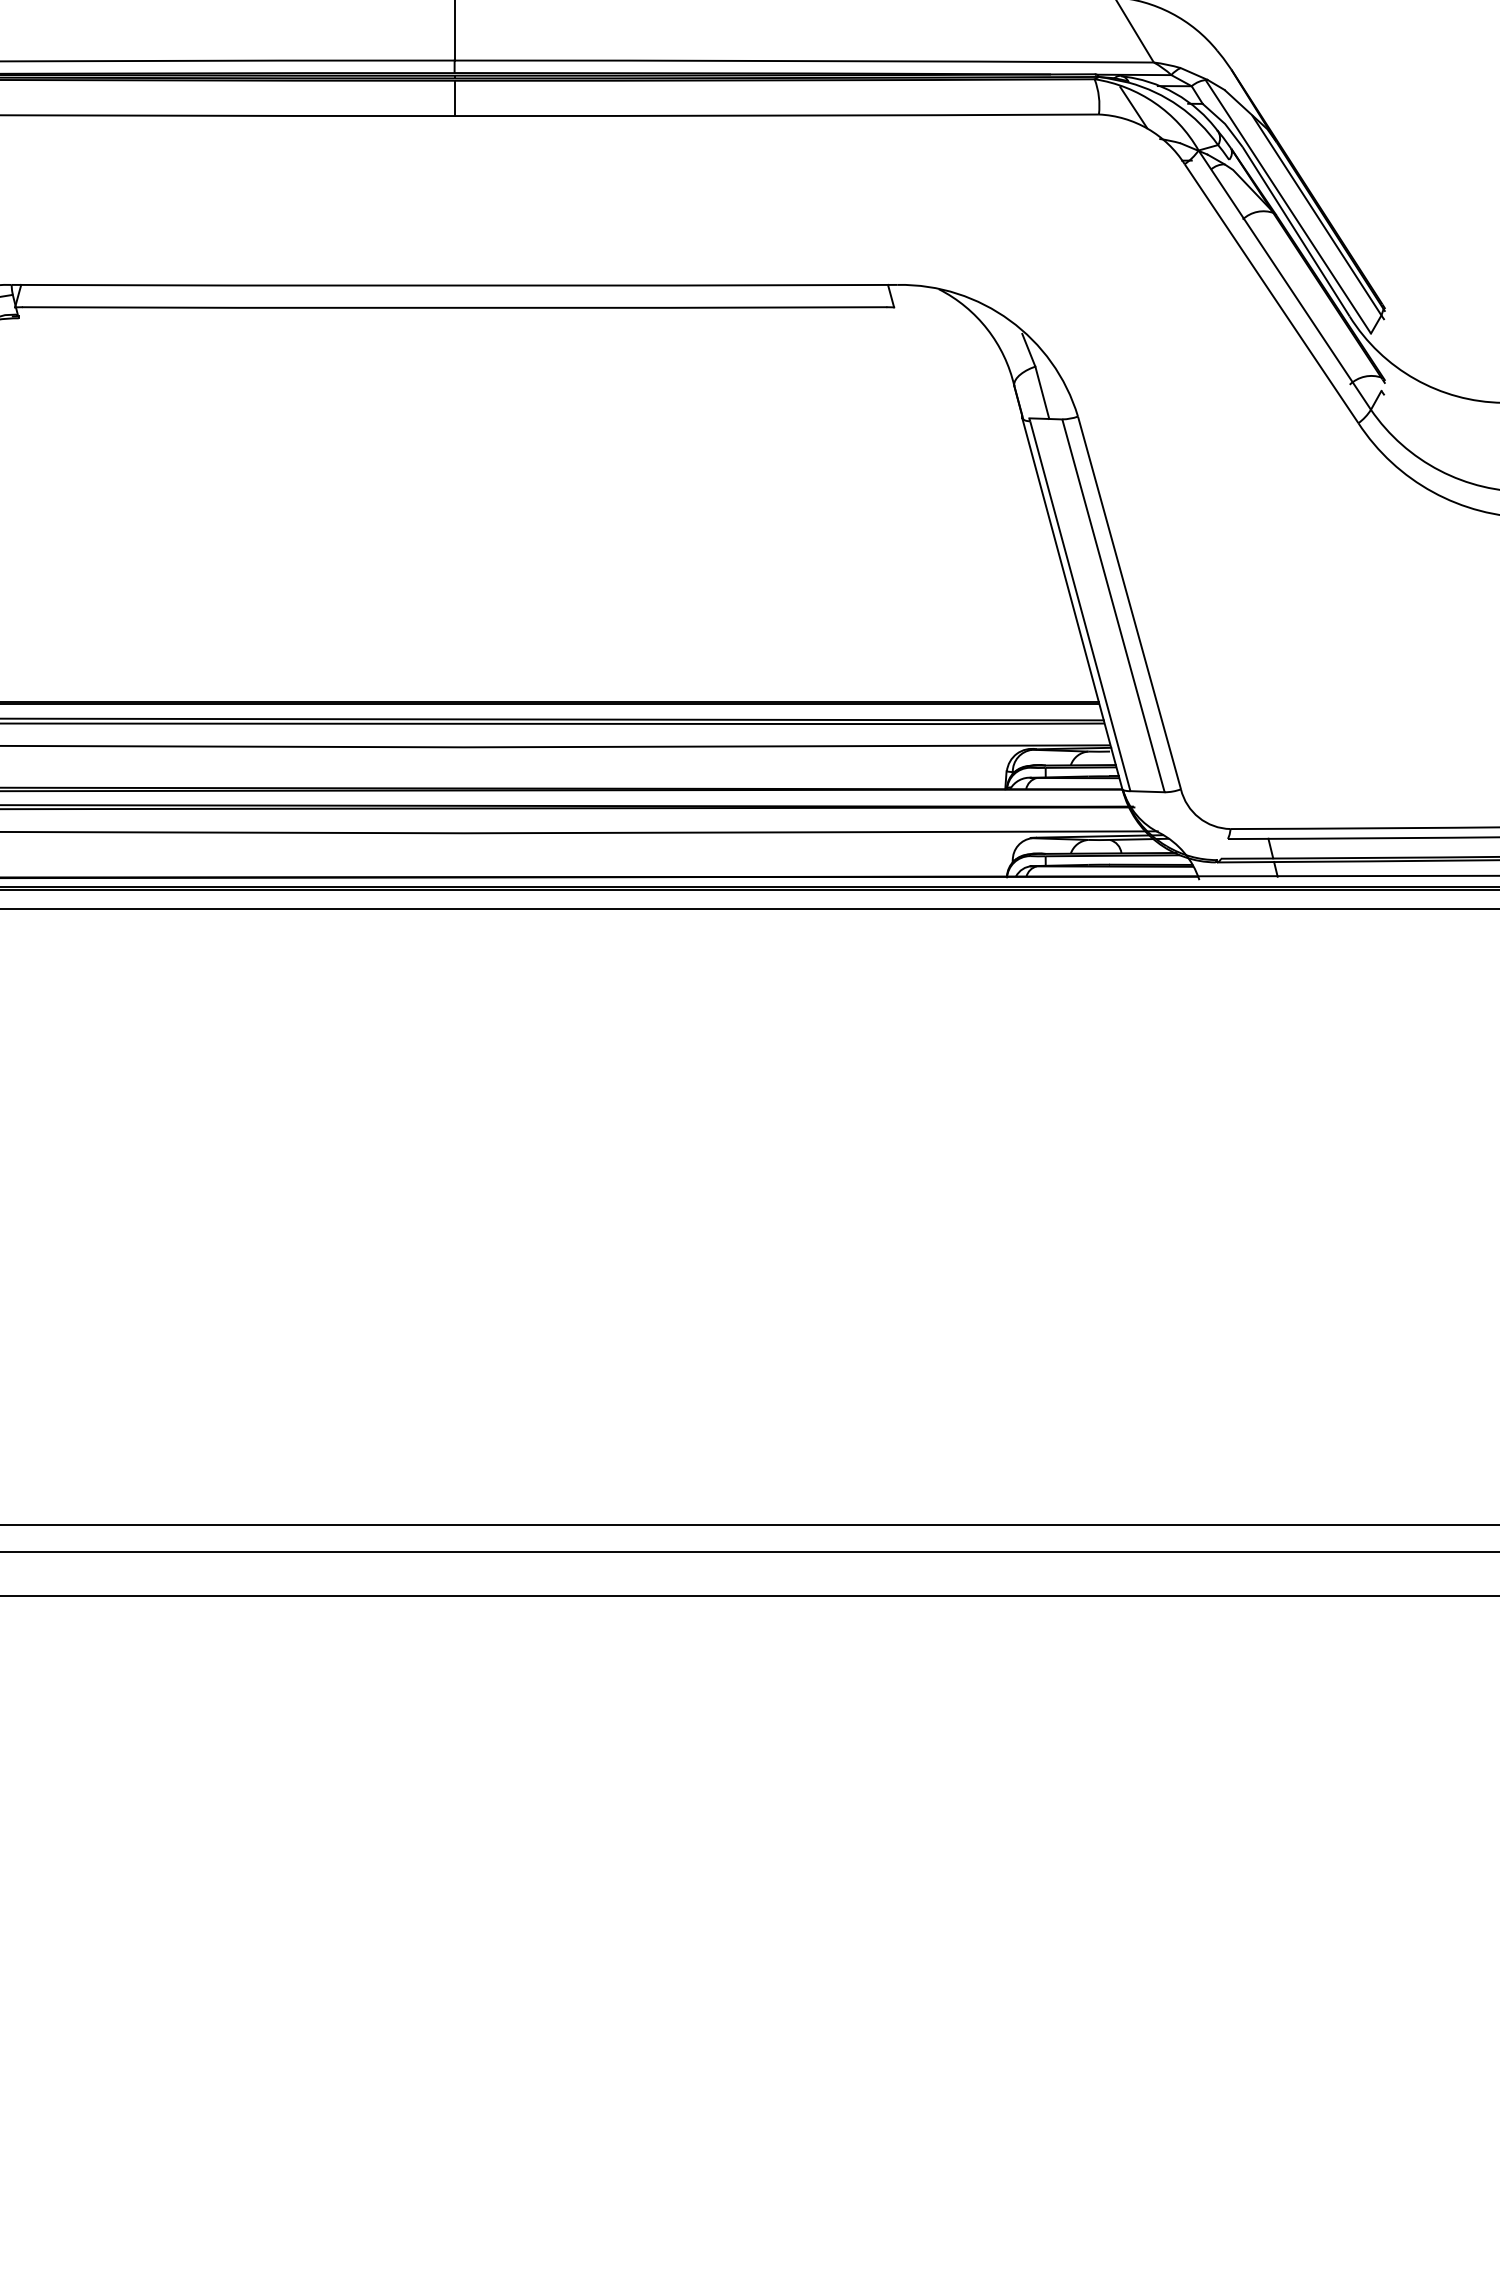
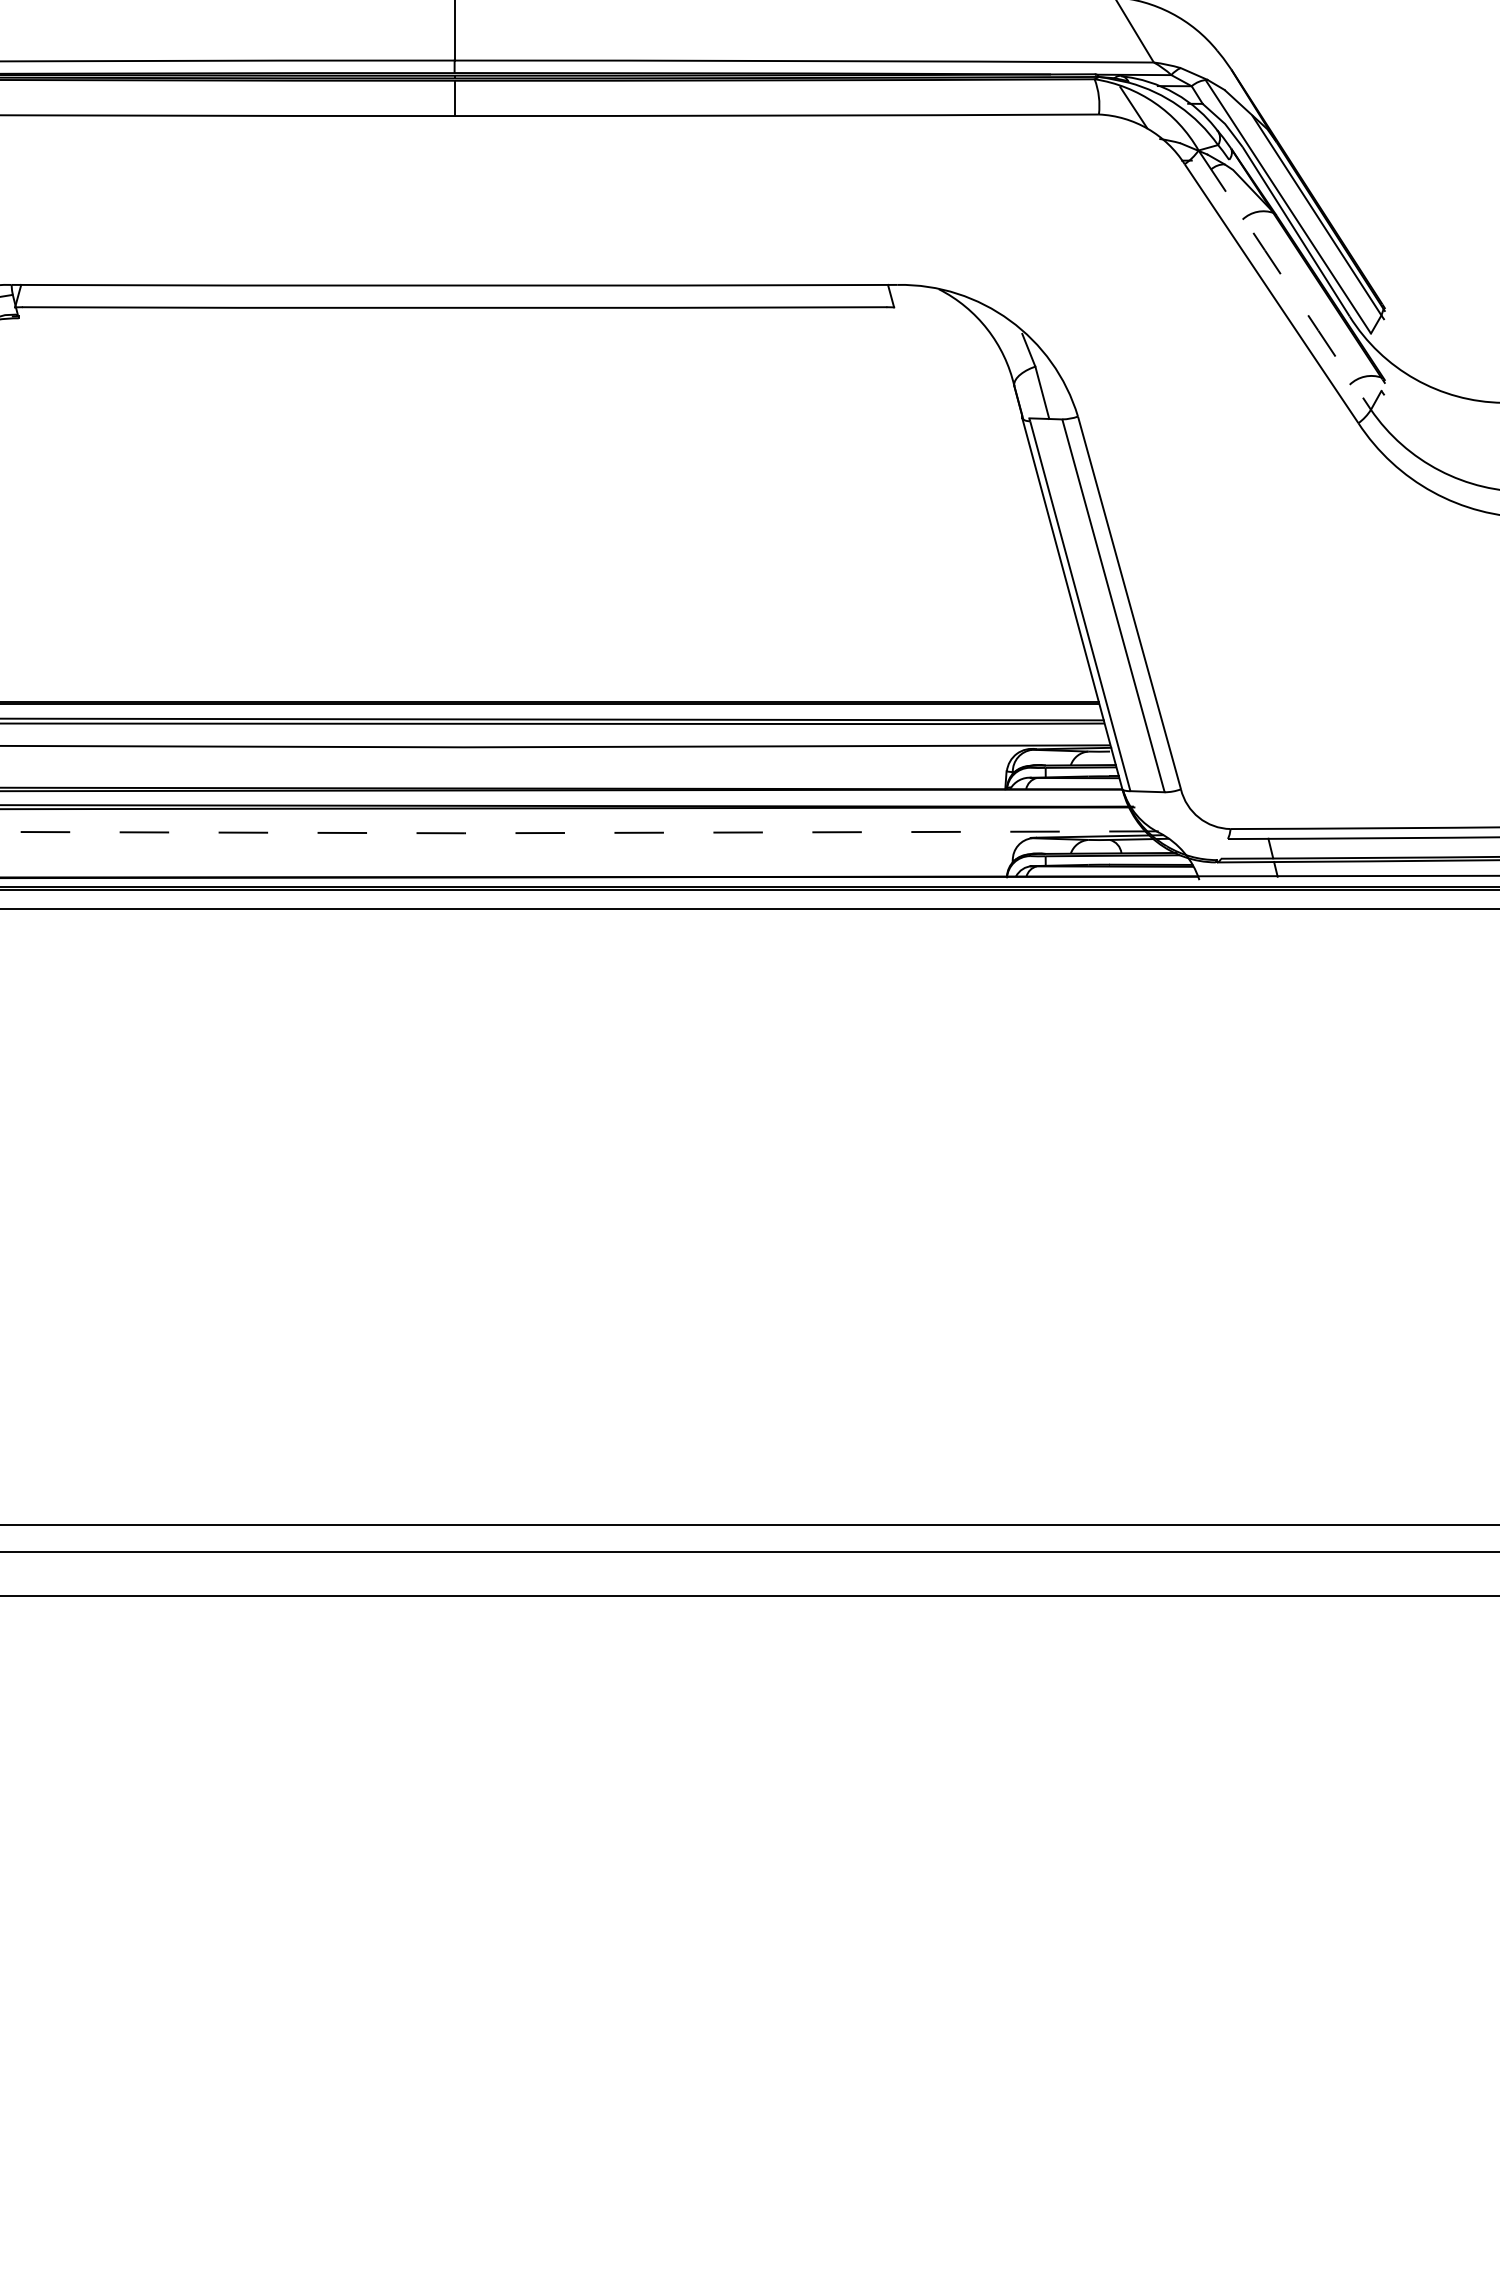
line: solid -> dashed (1285, 281)
line: solid -> dashed (579, 832)
